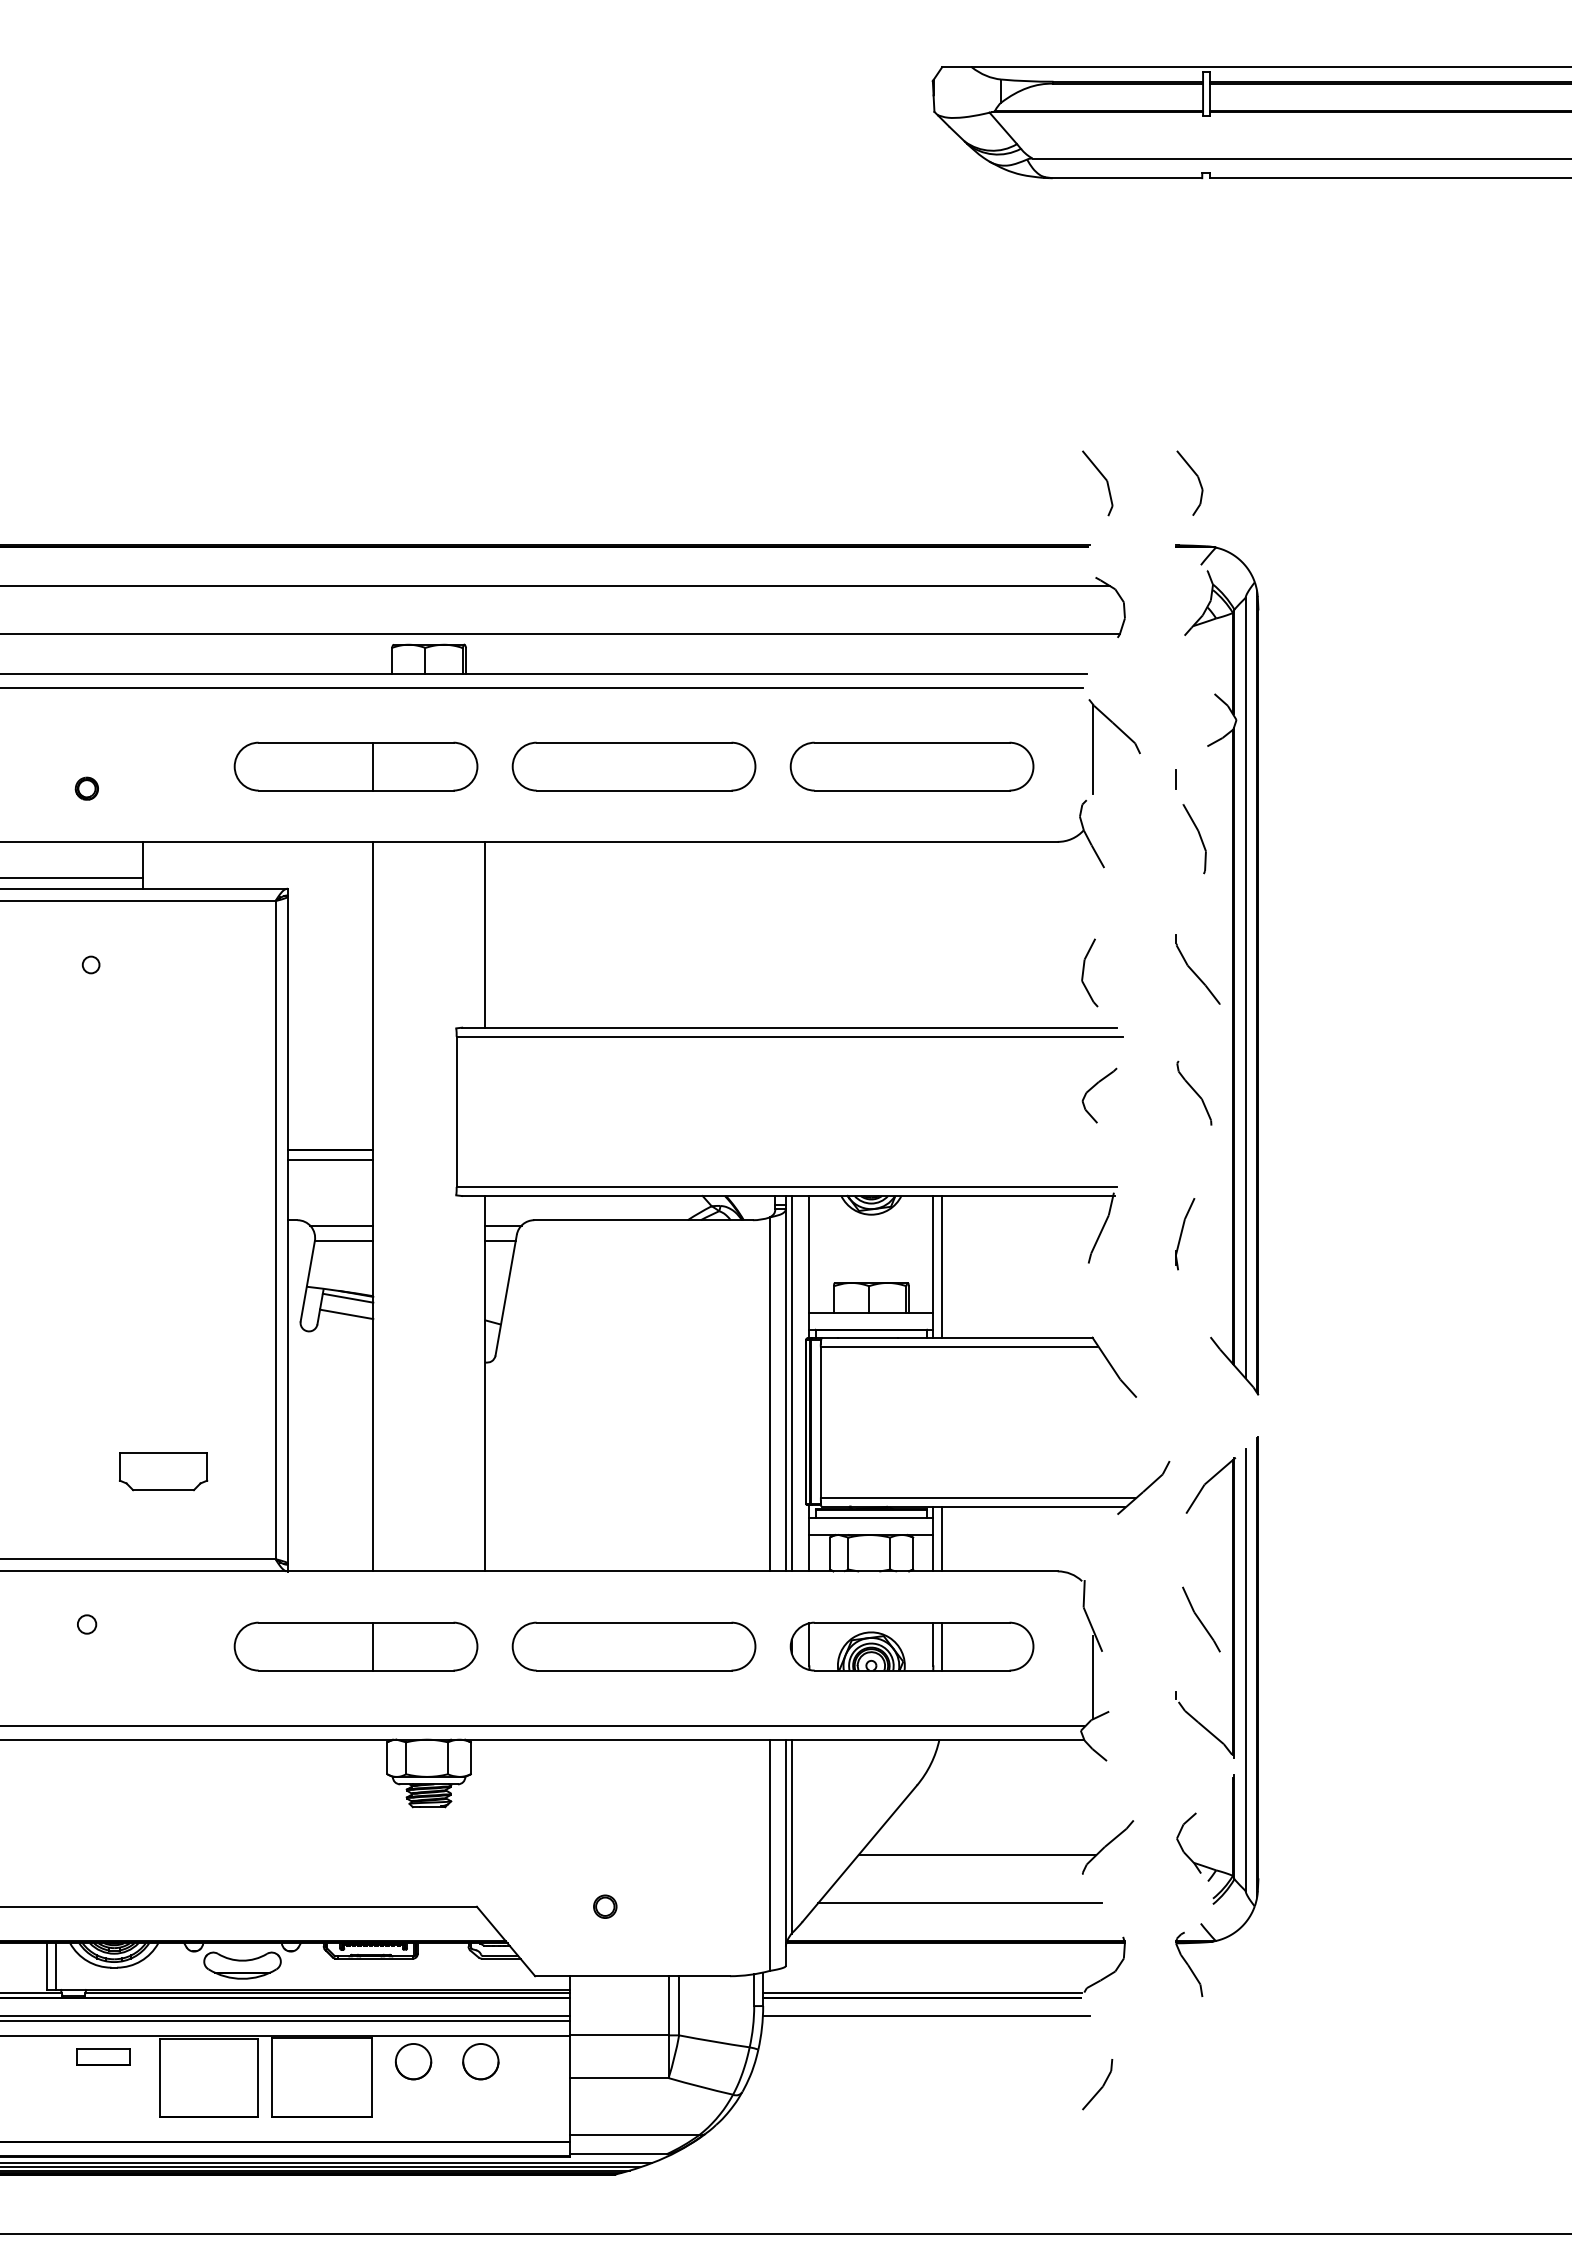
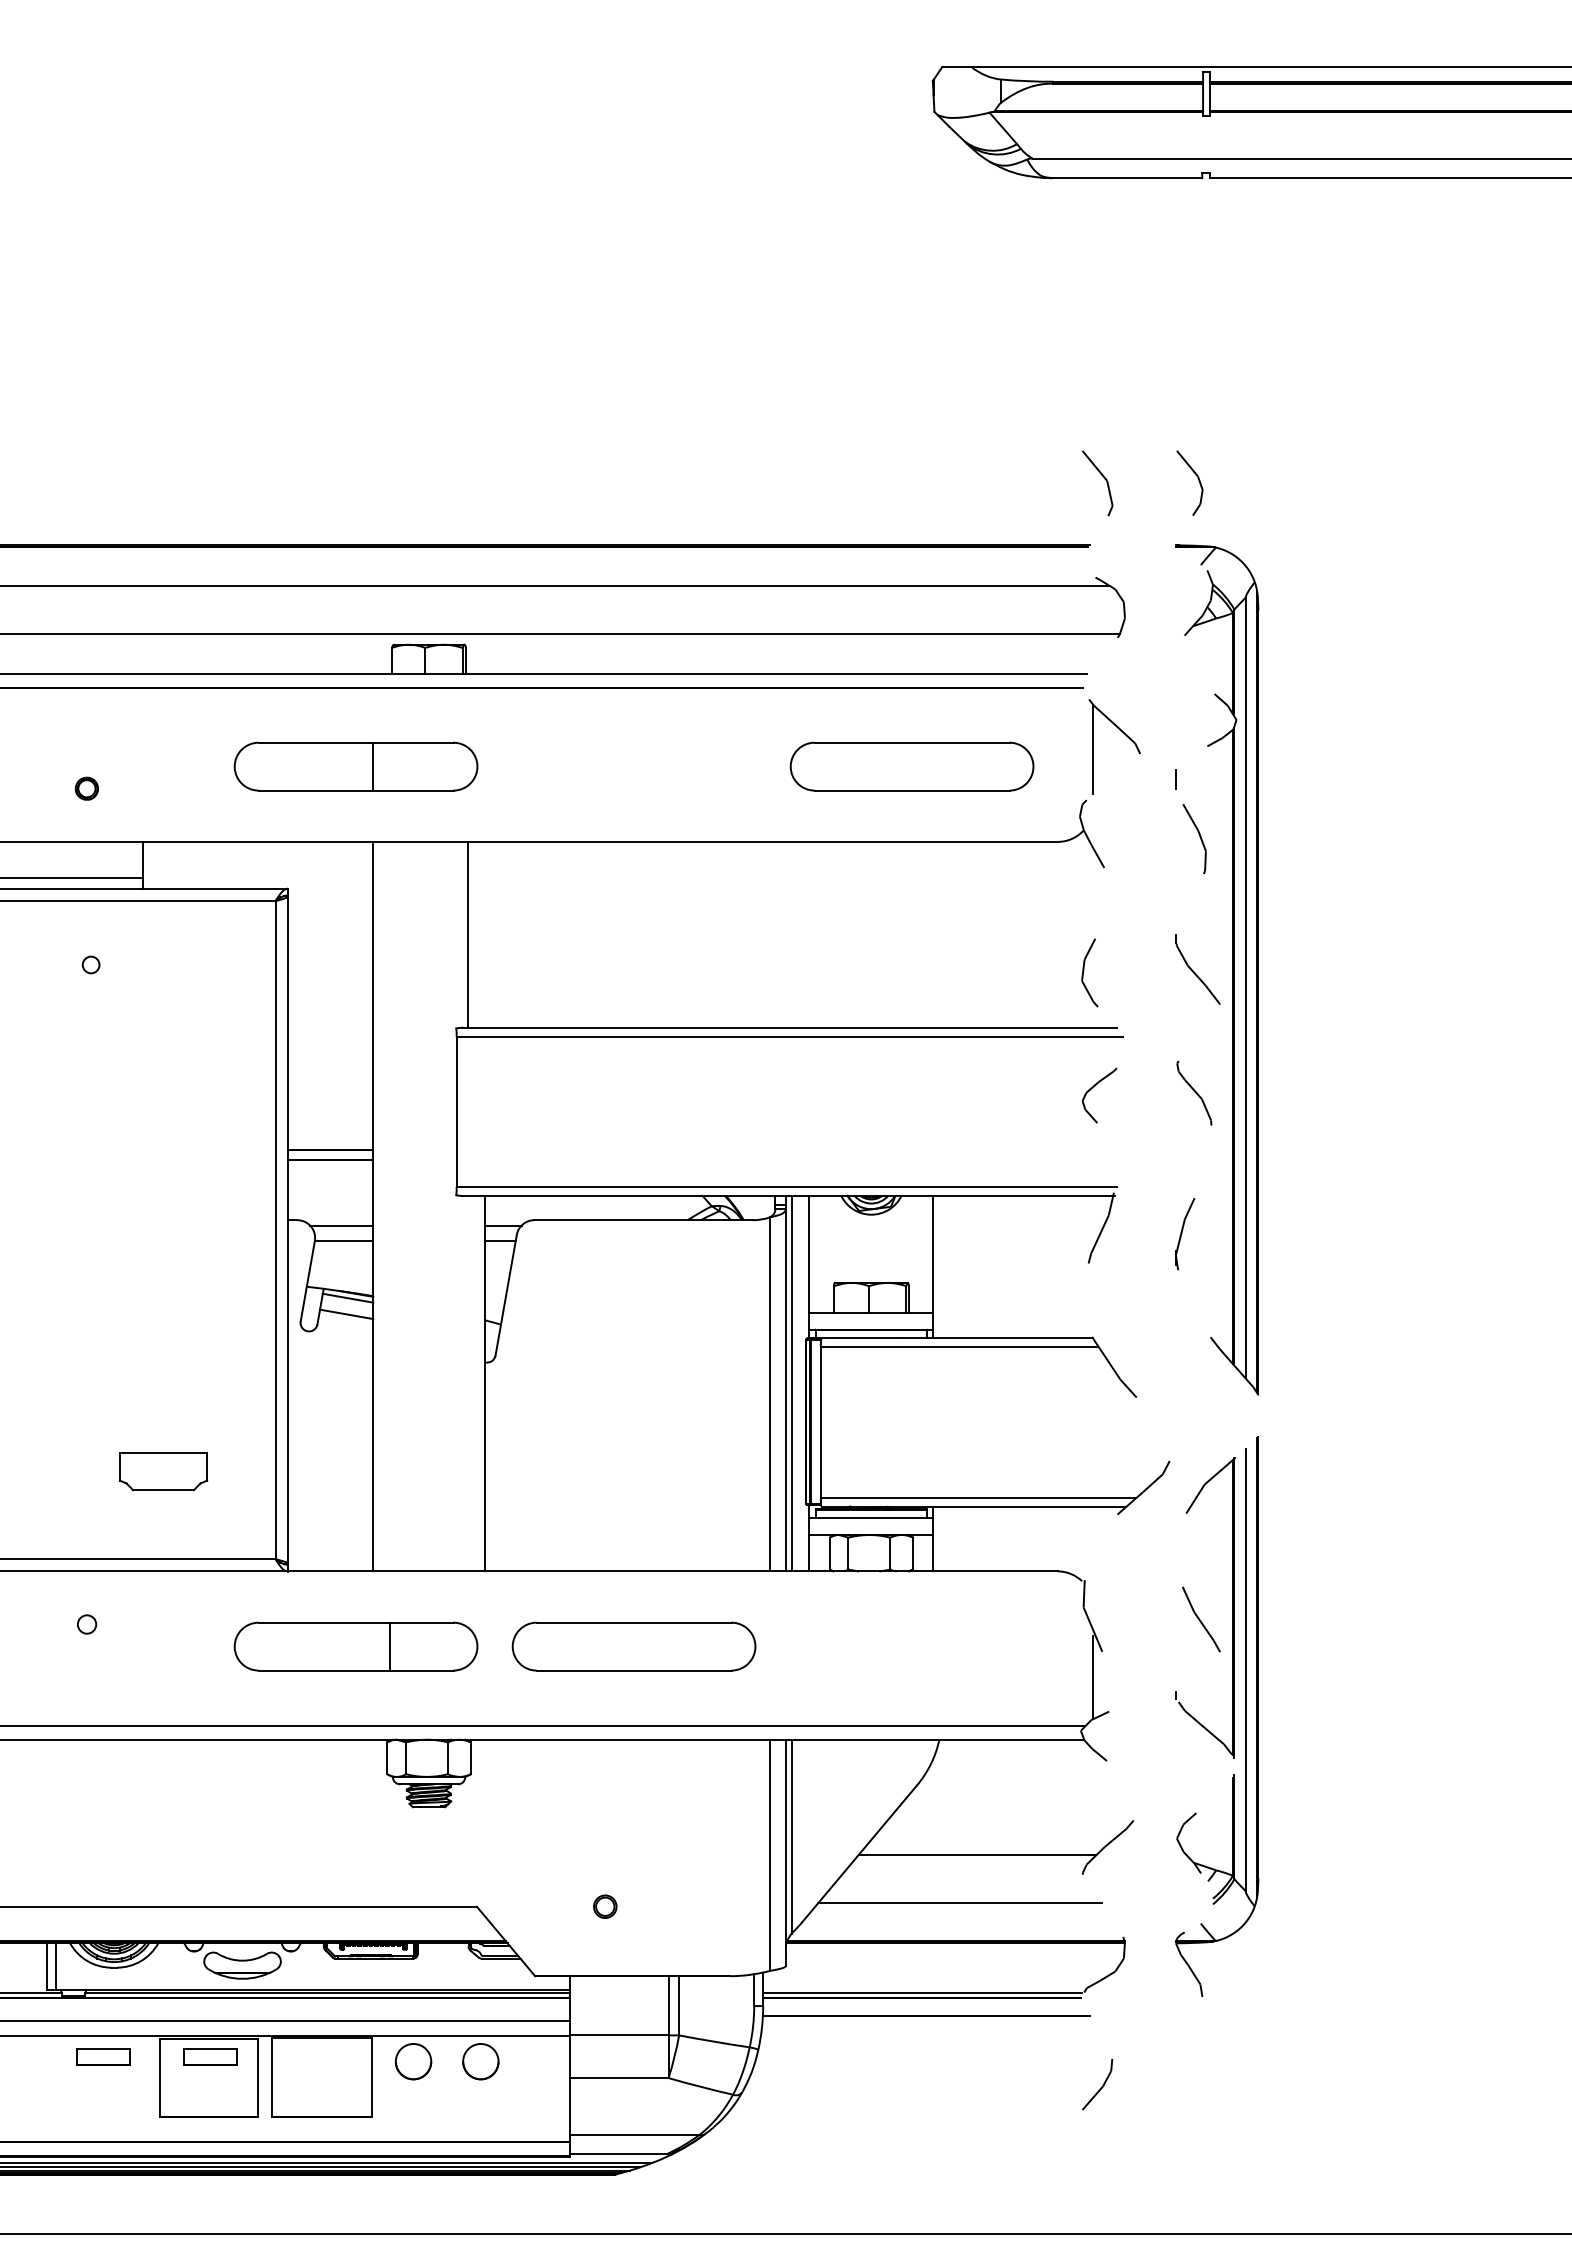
part: present -> none (633, 766)
line position: (484, 934) -> (467, 934) (467, 934)
line: present -> none (941, 1267)
line: present -> none (941, 1538)
line position: (373, 1646) -> (390, 1646) (390, 1646)
part: present -> none (911, 1646)
line: present -> none (285, 2015)
part: none -> present (210, 2056)
